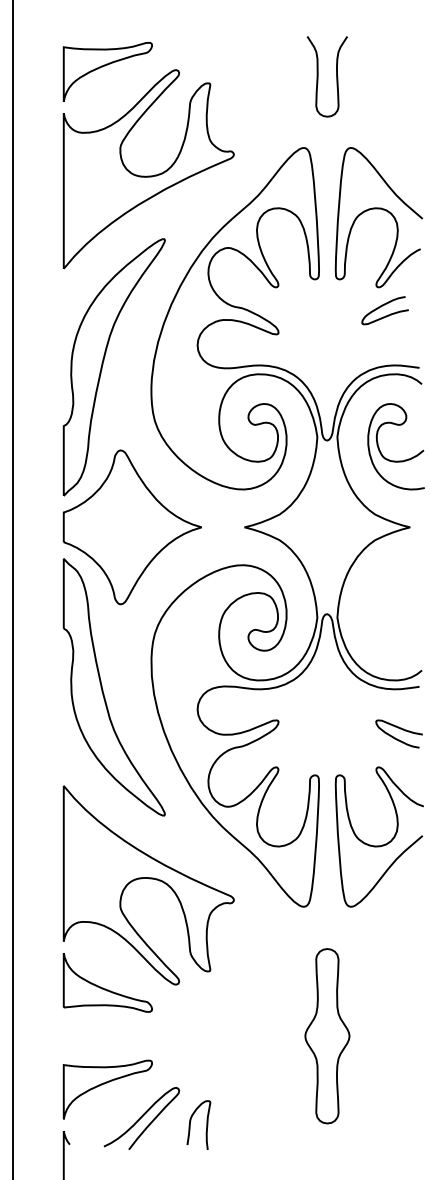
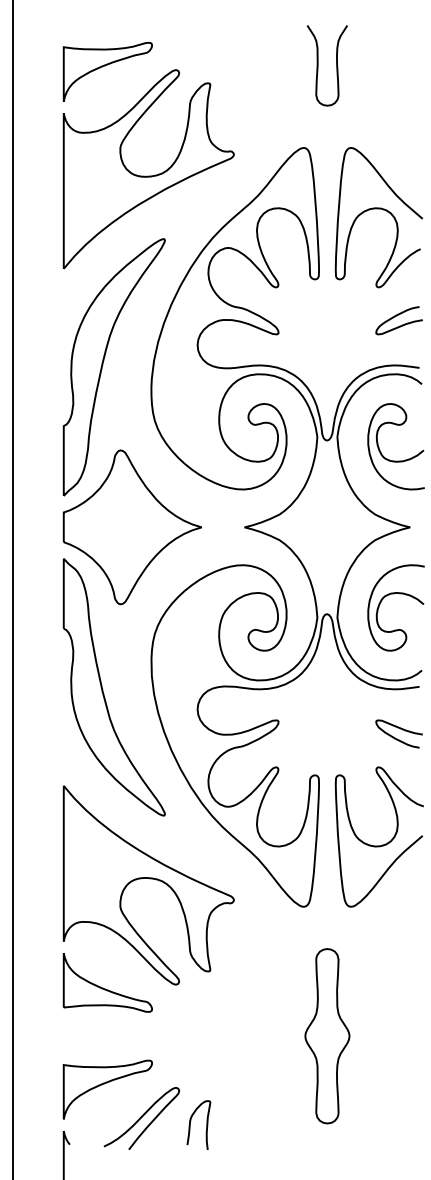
curve position: (318, 76) -> (318, 65) (318, 65)
curve position: (383, 306) -> (397, 316) (397, 316)
curve: none -> present (394, 594)
